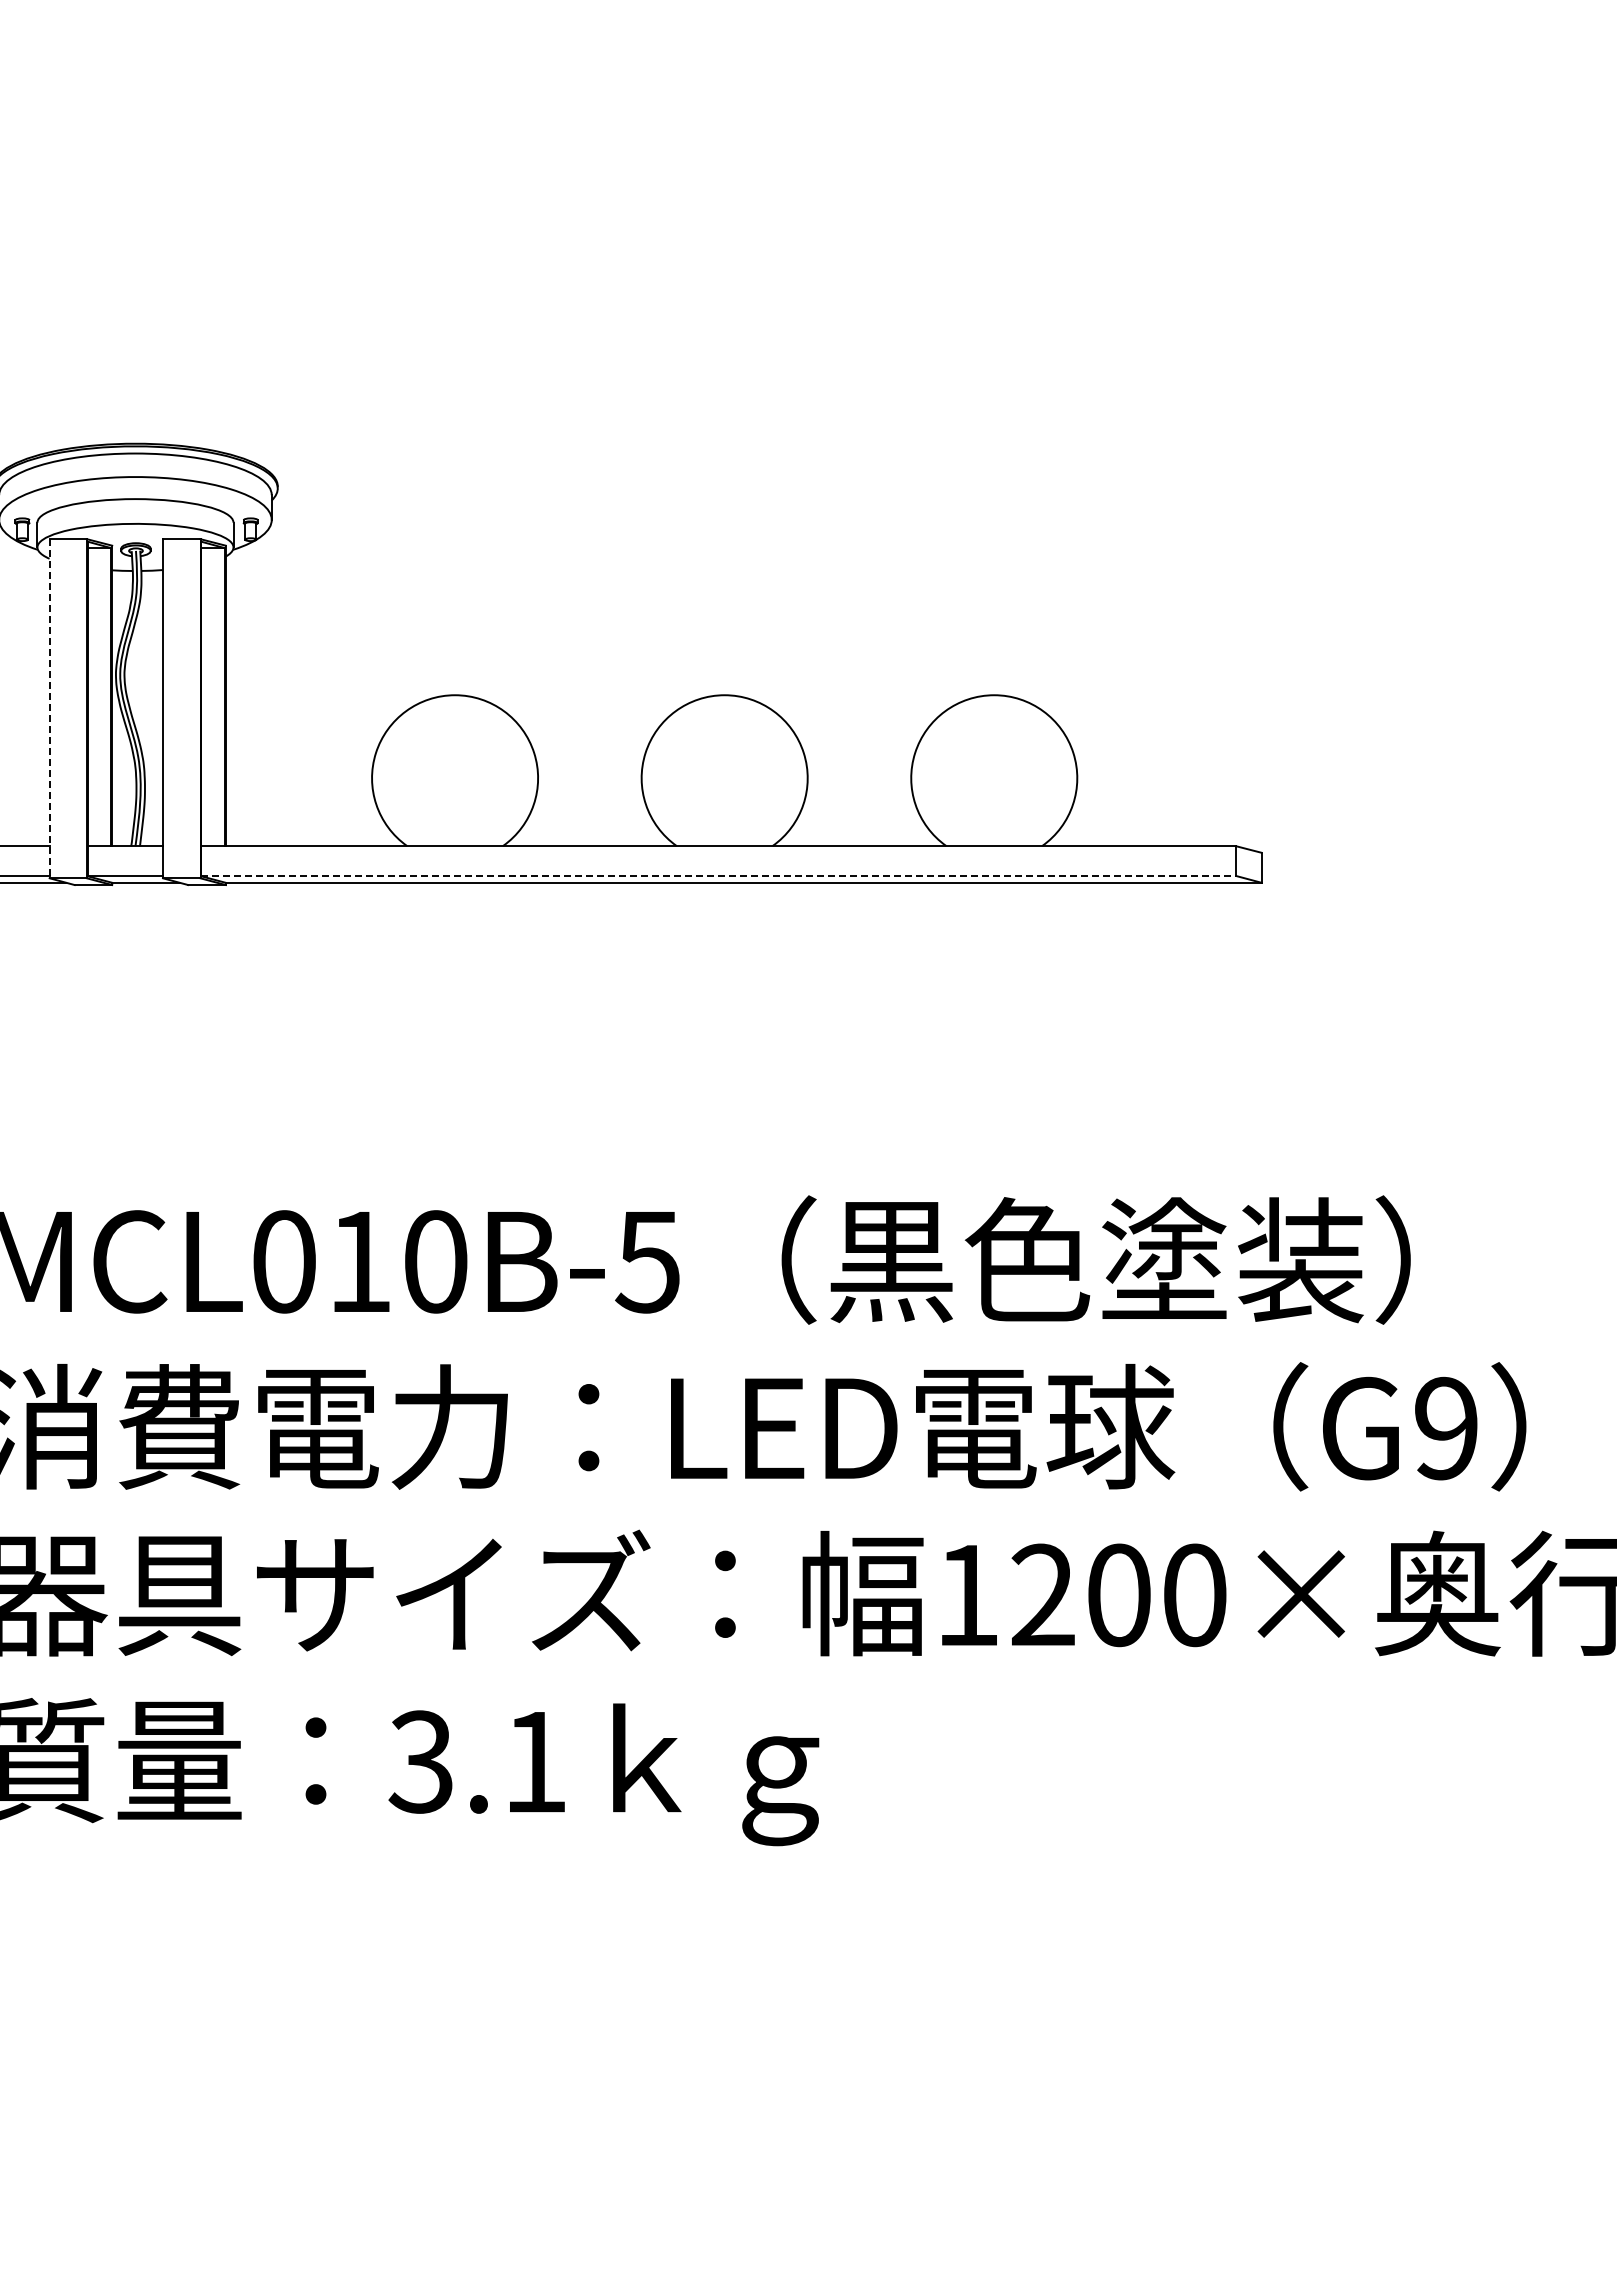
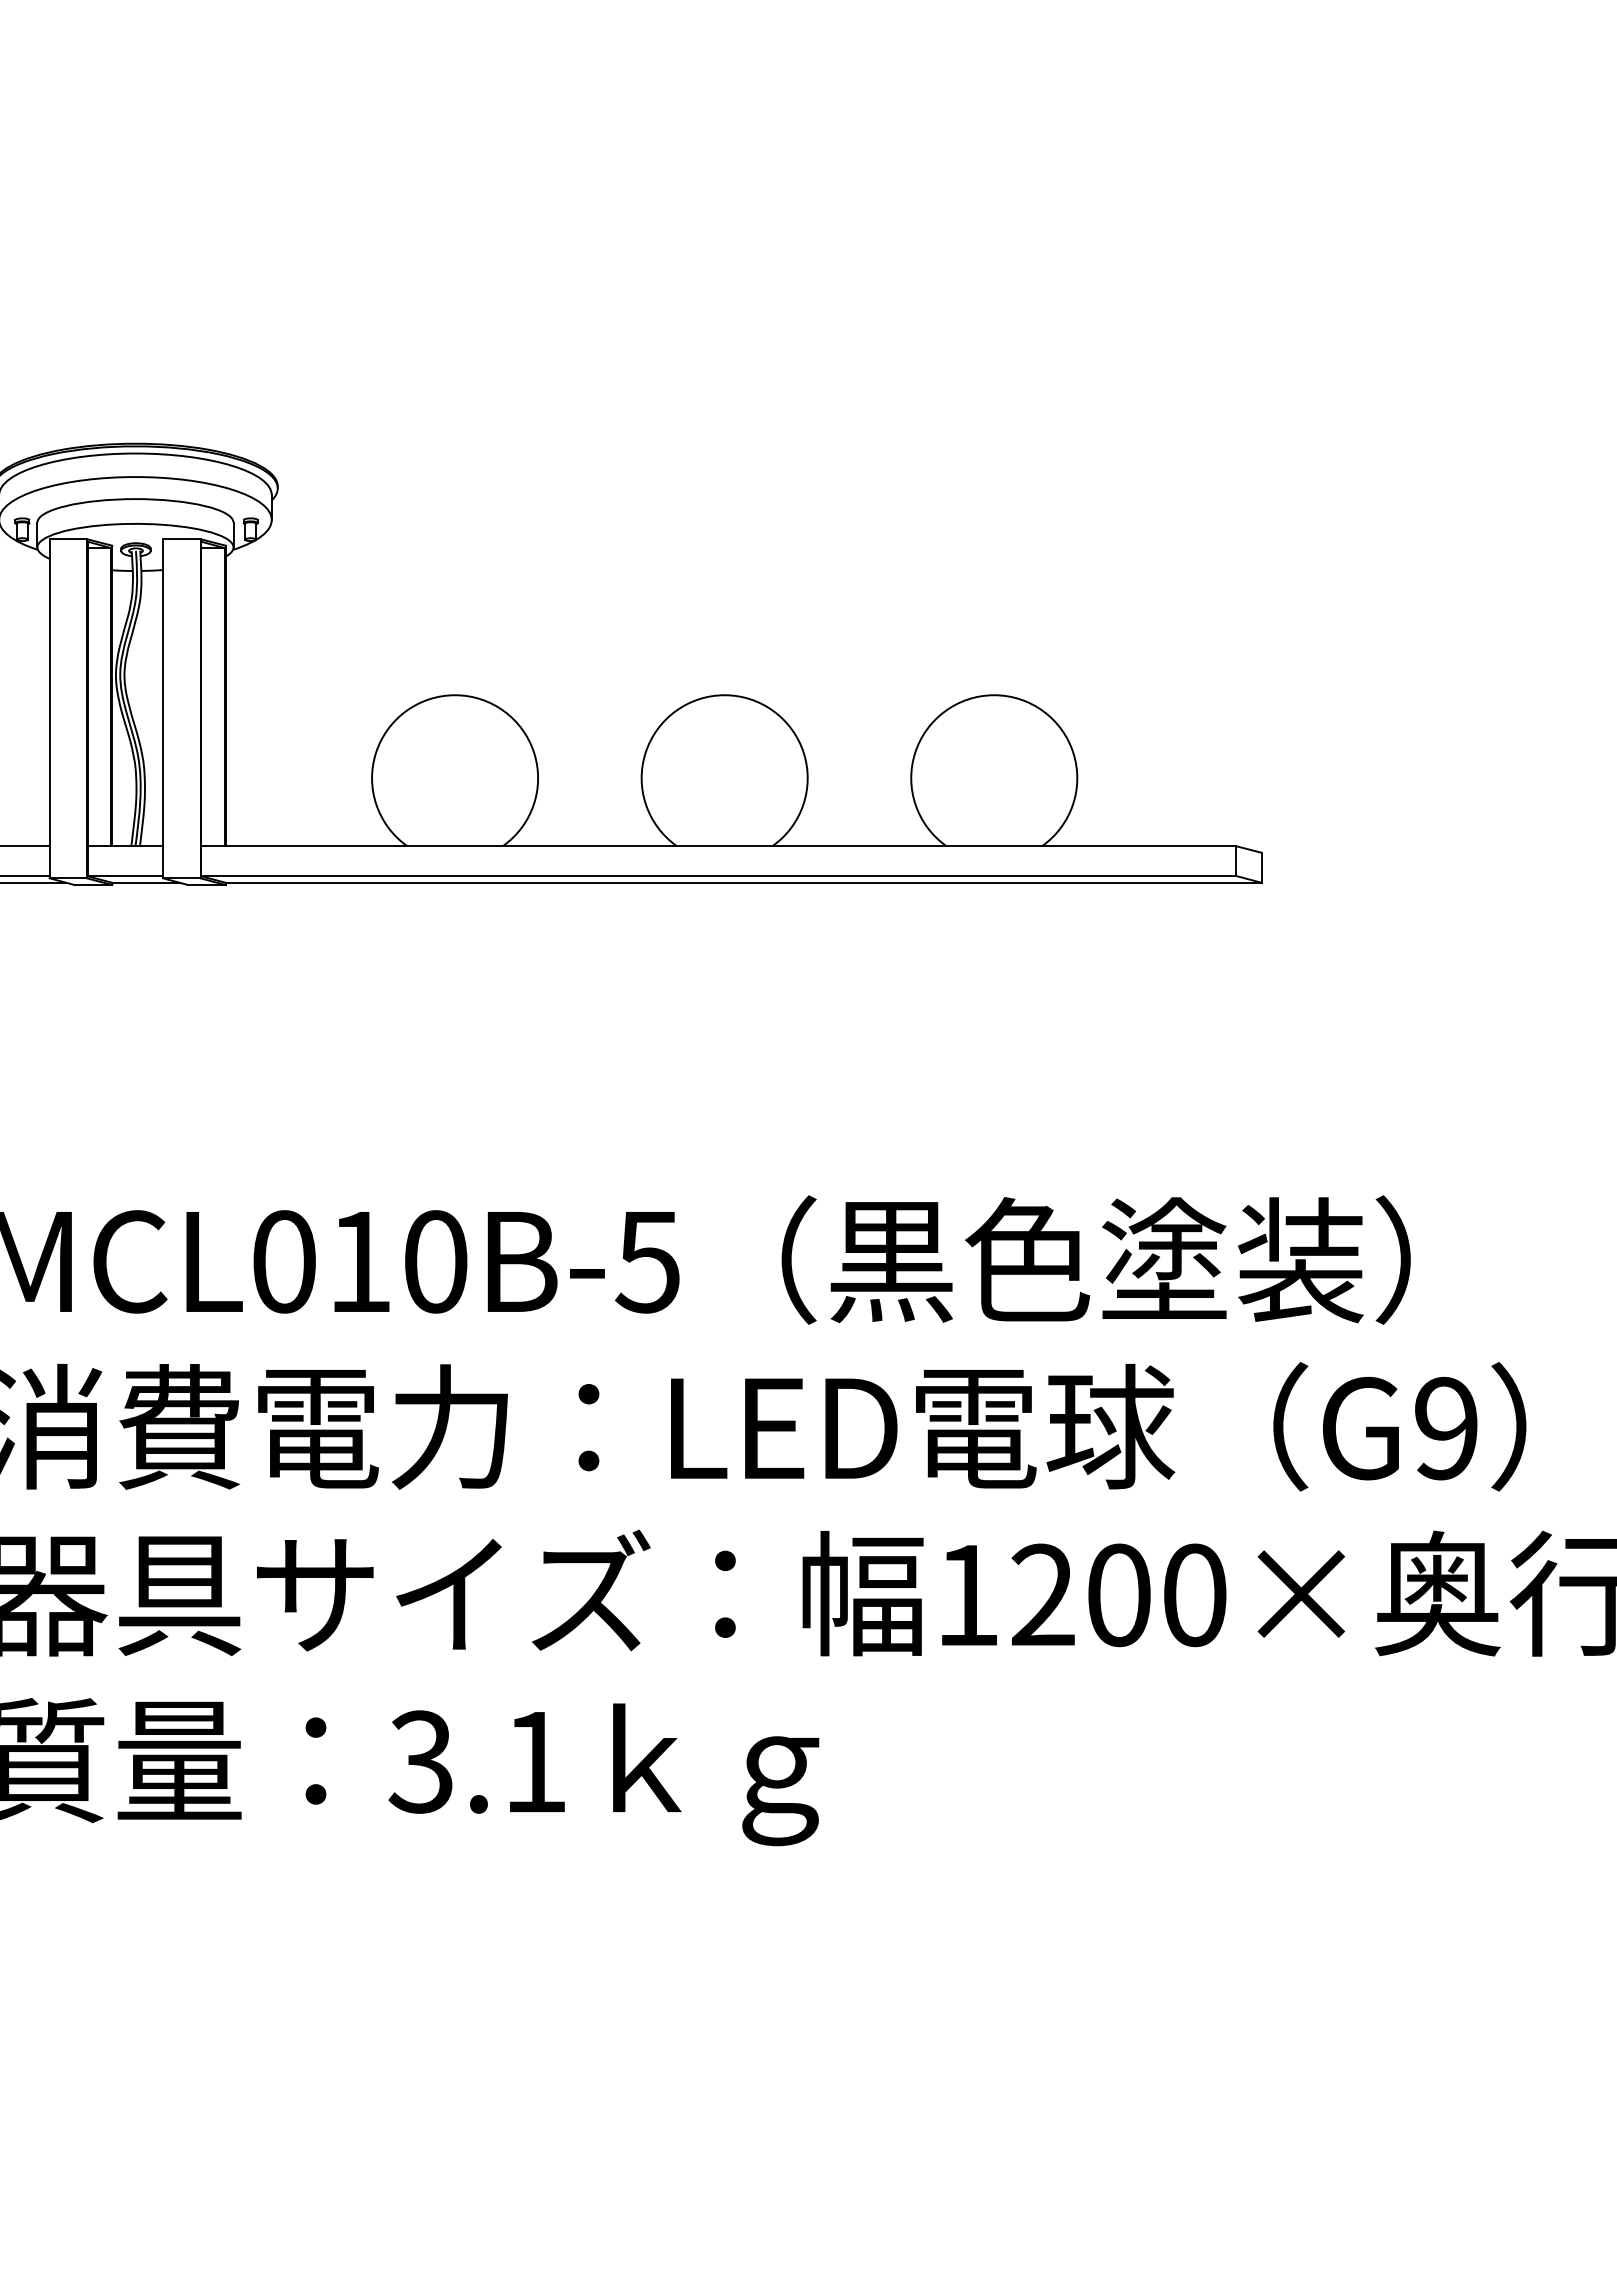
line: dashed -> solid (49, 708)
line: dashed -> solid (718, 876)
